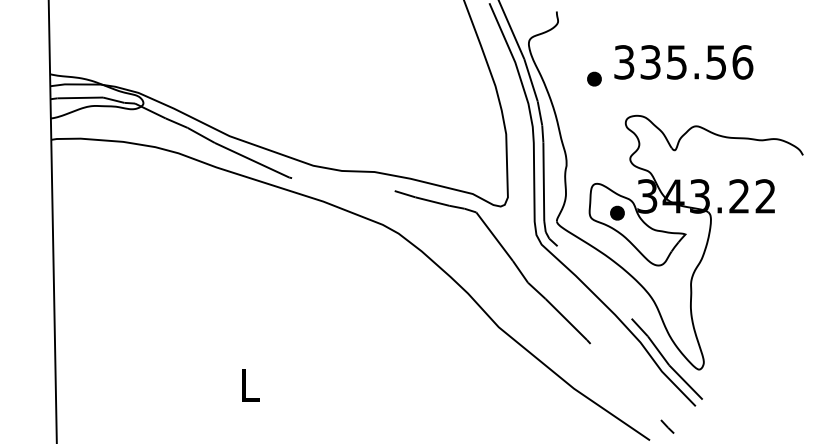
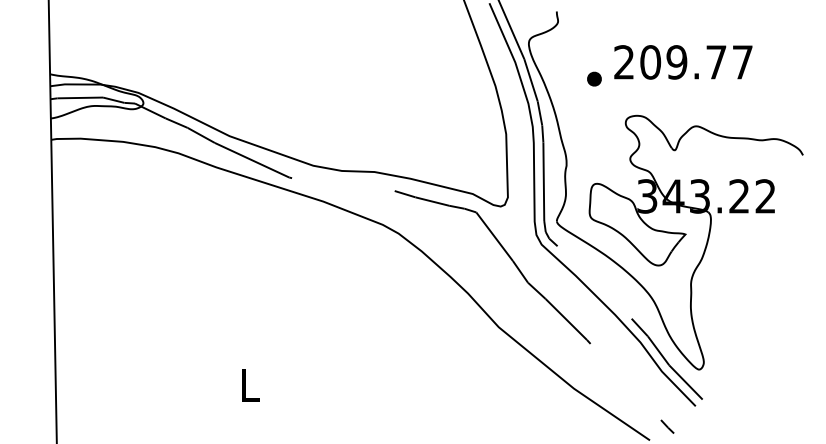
text: 335.56 -> 209.77 (683, 62)
part: present -> none (617, 212)
